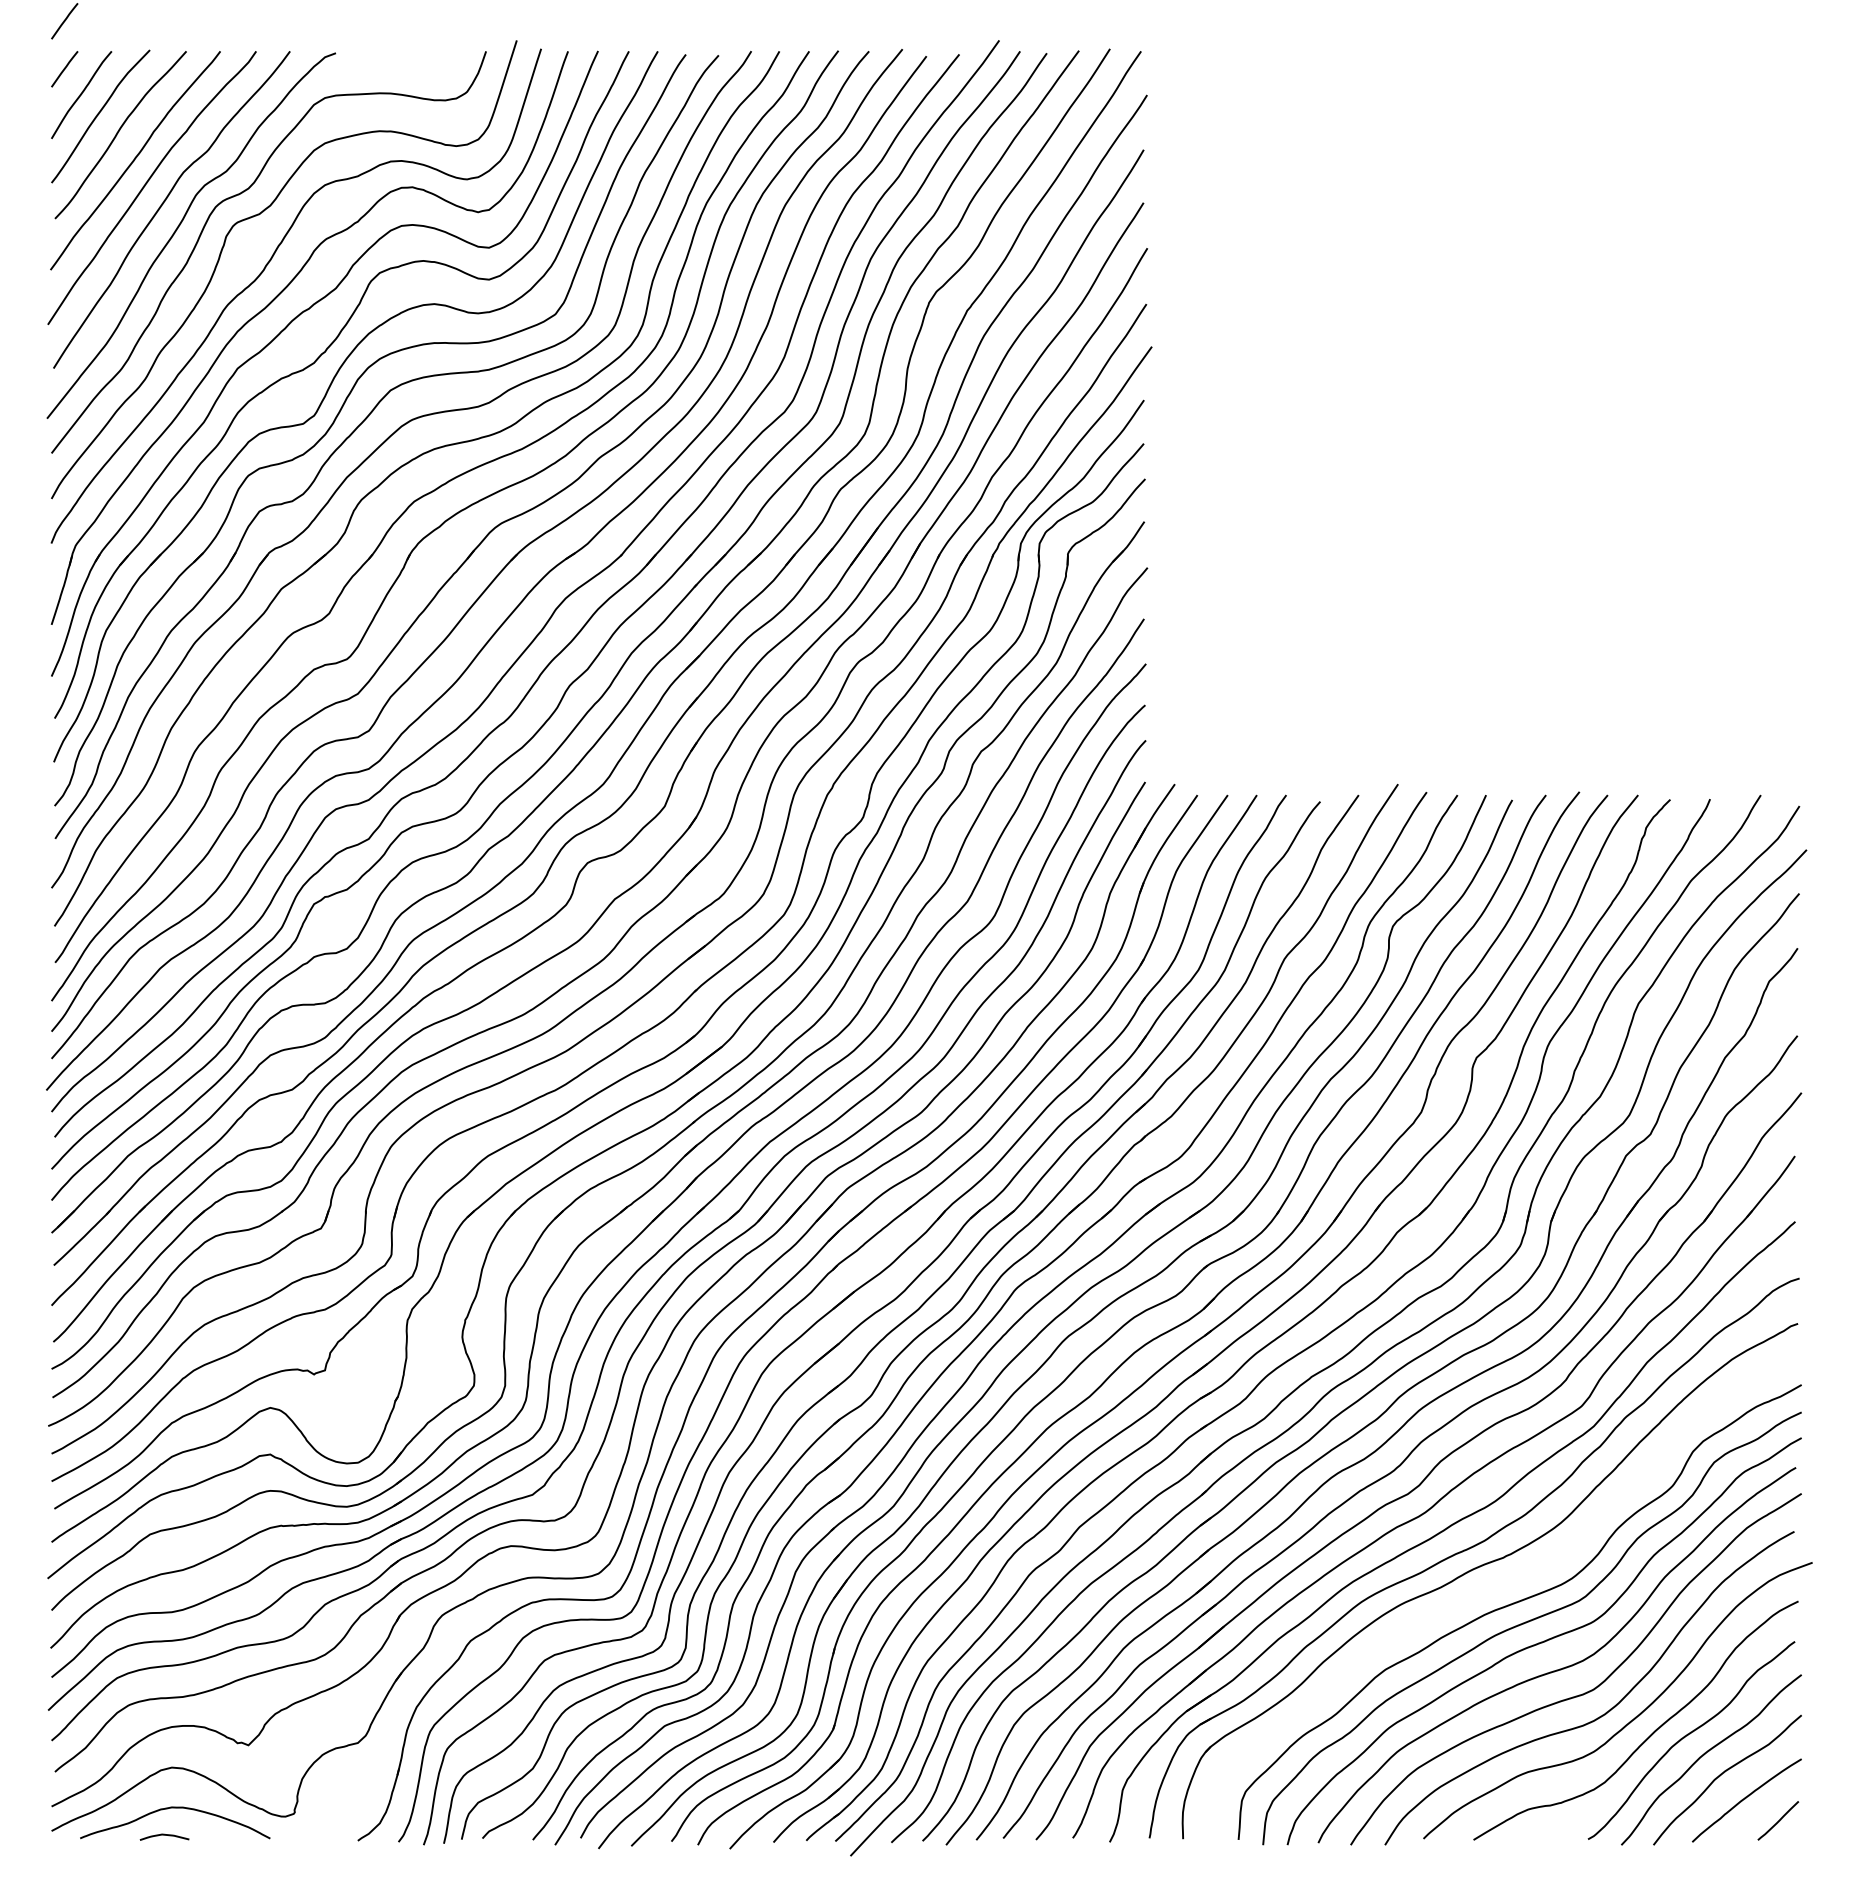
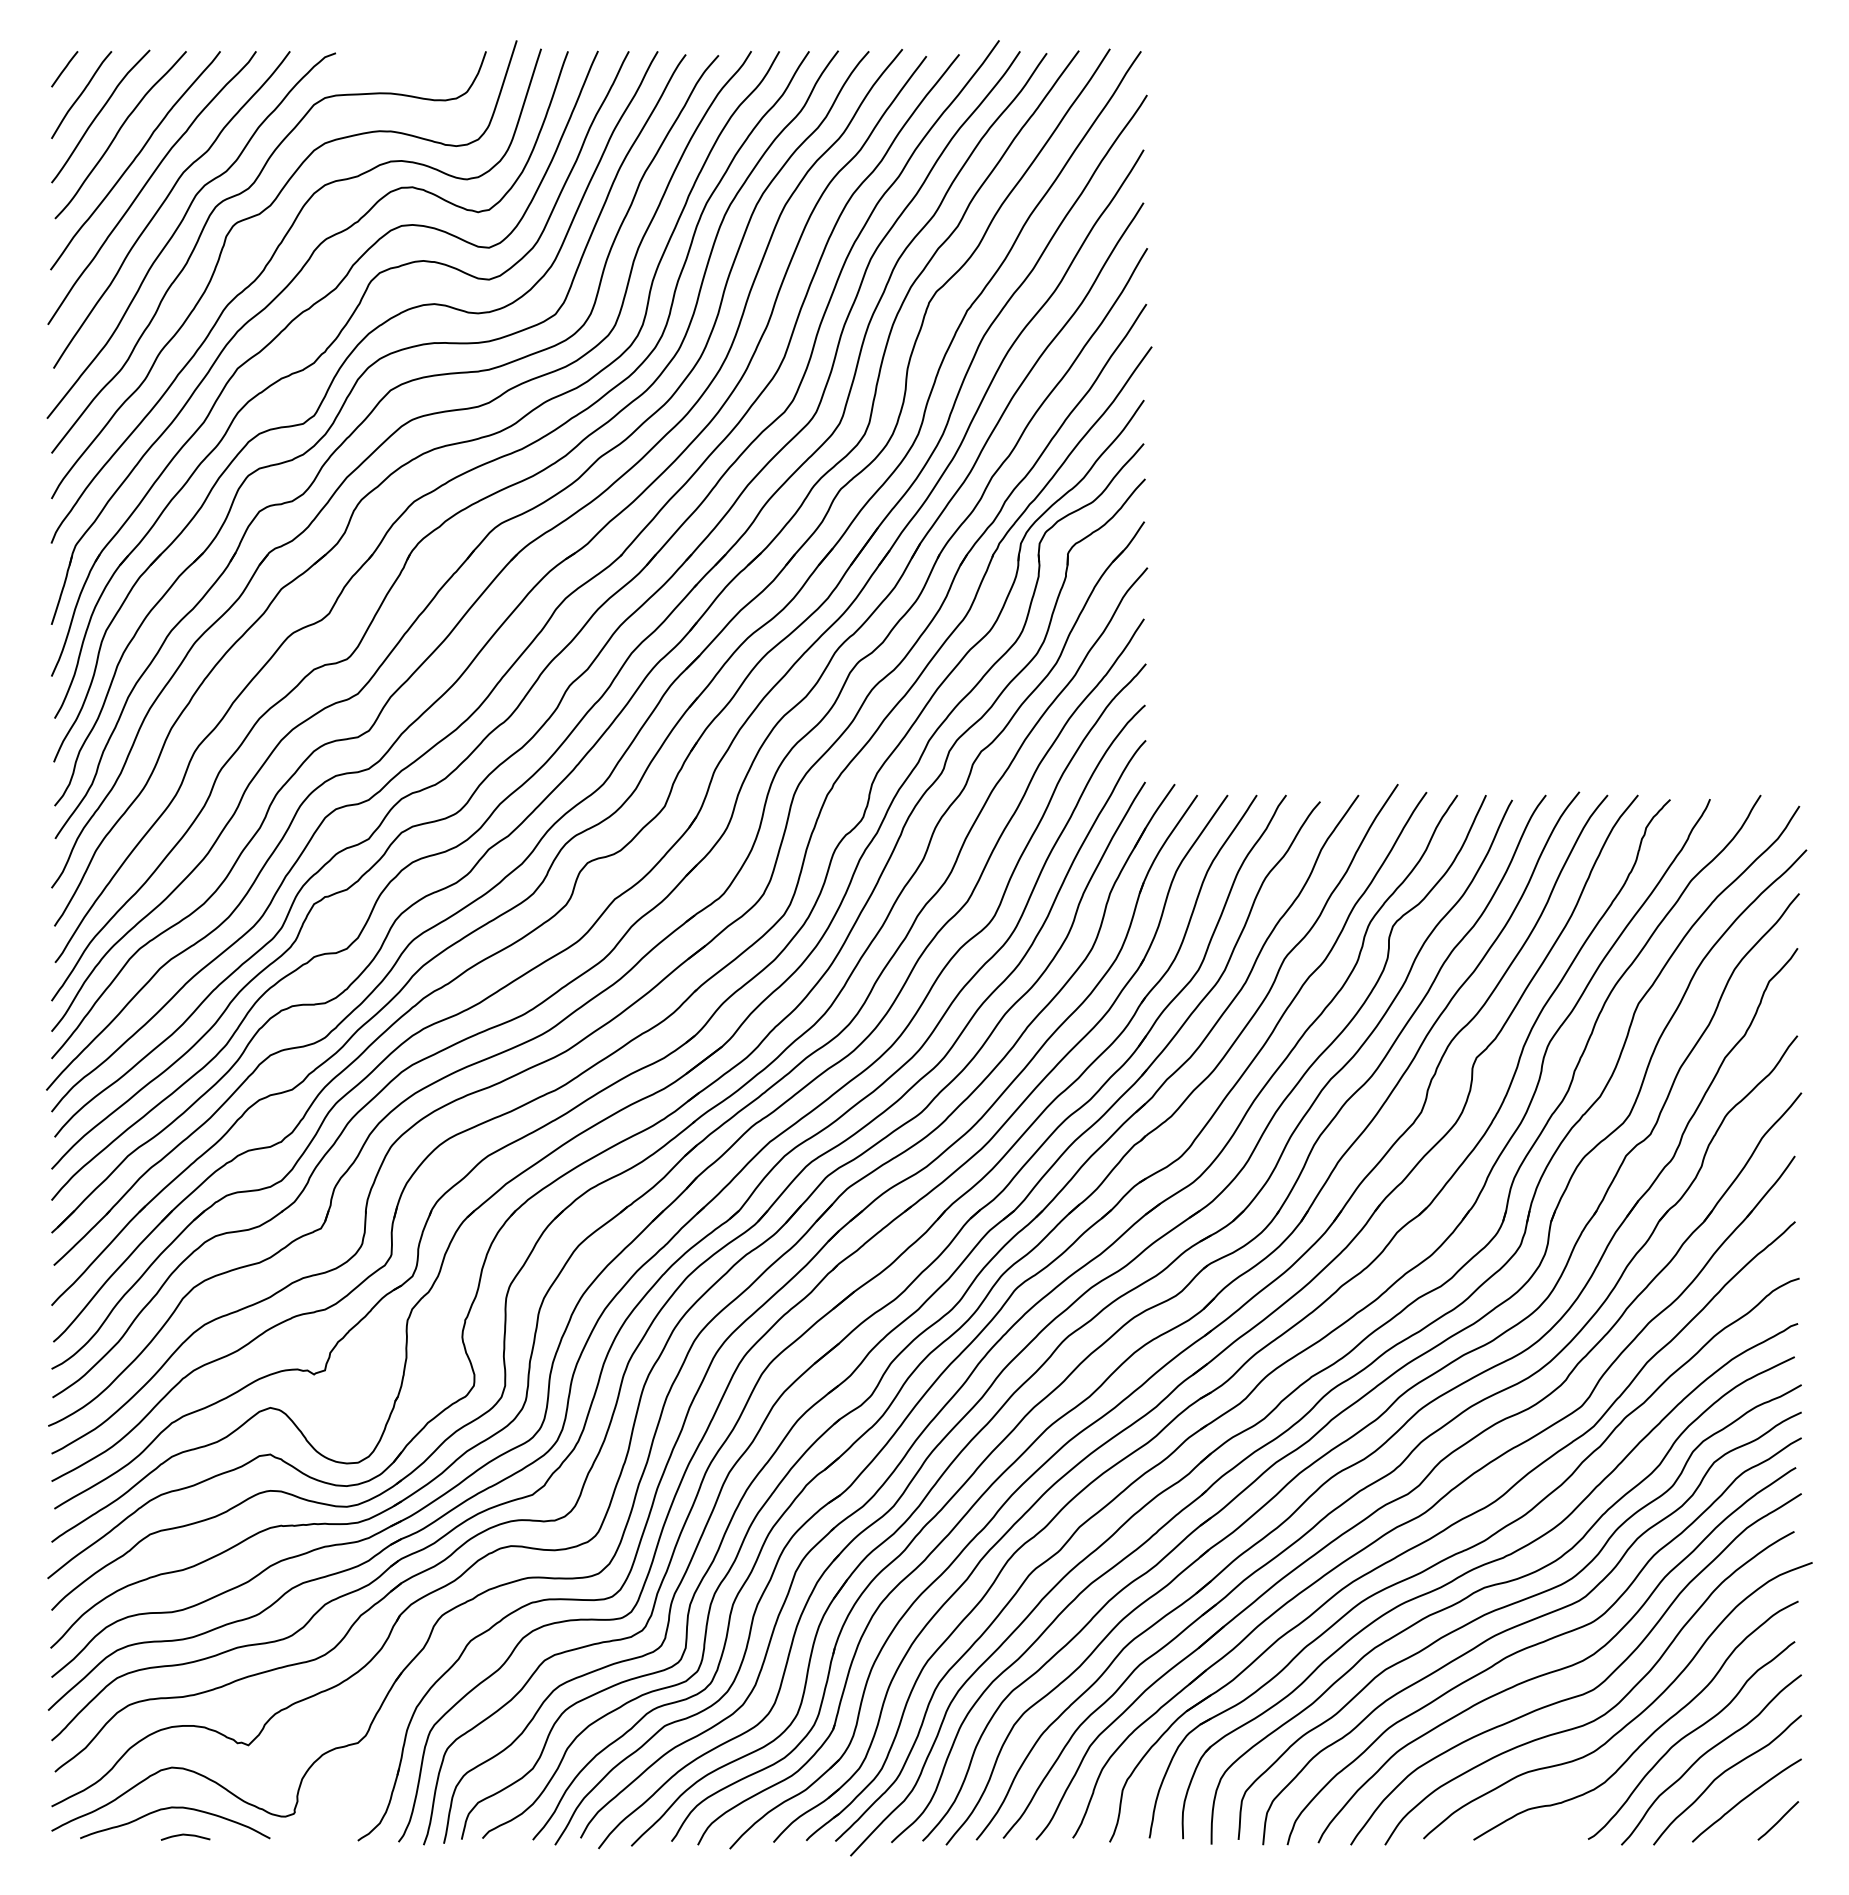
line: present -> none (64, 21)
curve: none -> present (1497, 1585)
curve position: (164, 1835) -> (185, 1835) (185, 1835)
